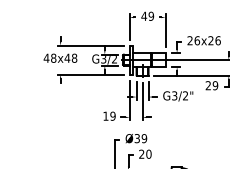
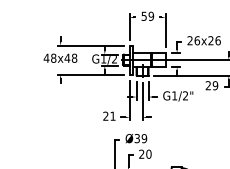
text: 49 -> 59 (144, 15)
text: G3/2 -> G1/2 (103, 59)
text: G3/2" -> G1/2" (174, 95)
text: 19 -> 21 (109, 115)
